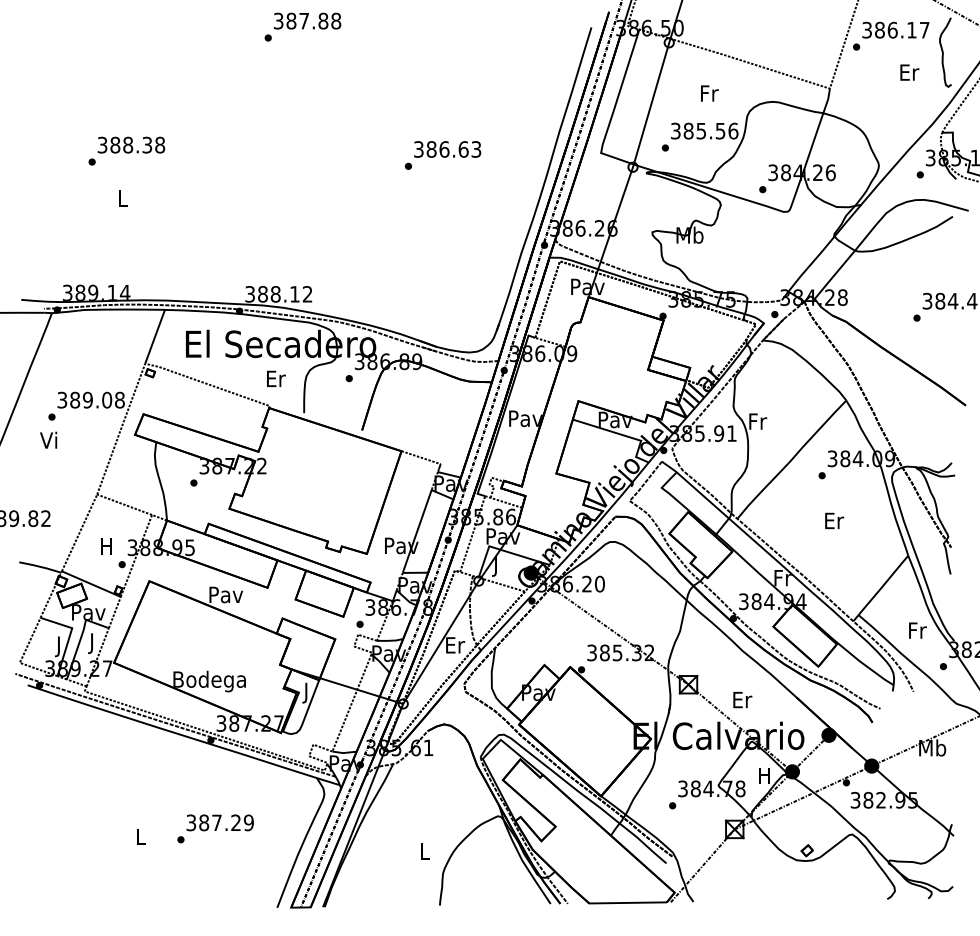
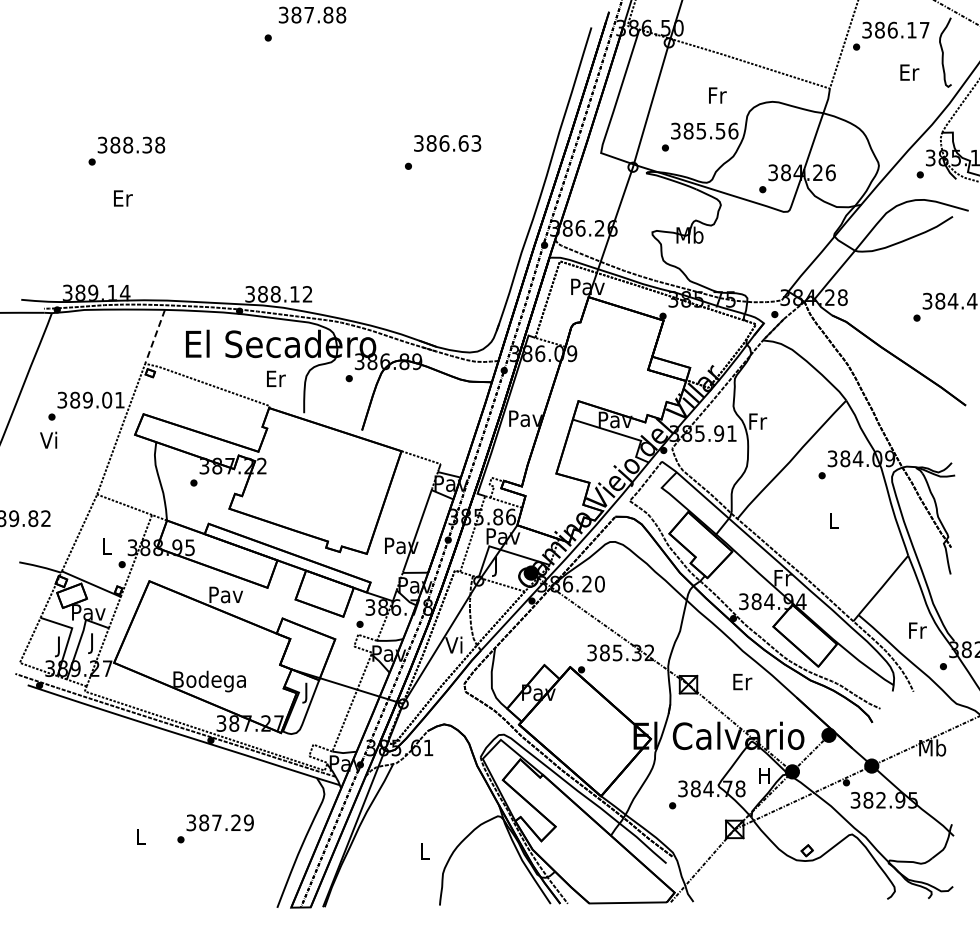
text position: (307, 20) -> (312, 14) (312, 14)
text position: (709, 93) -> (717, 95) (717, 95)
text position: (447, 149) -> (447, 143) (447, 143)
text: L -> Er (123, 198)
line: solid -> dashed (155, 336)
text: 389.08 -> 389.01 (119, 399)
text: Er -> L (834, 520)
text: H -> L (106, 546)
text: Er -> Vi (455, 644)
text position: (742, 700) -> (742, 682) (742, 682)
